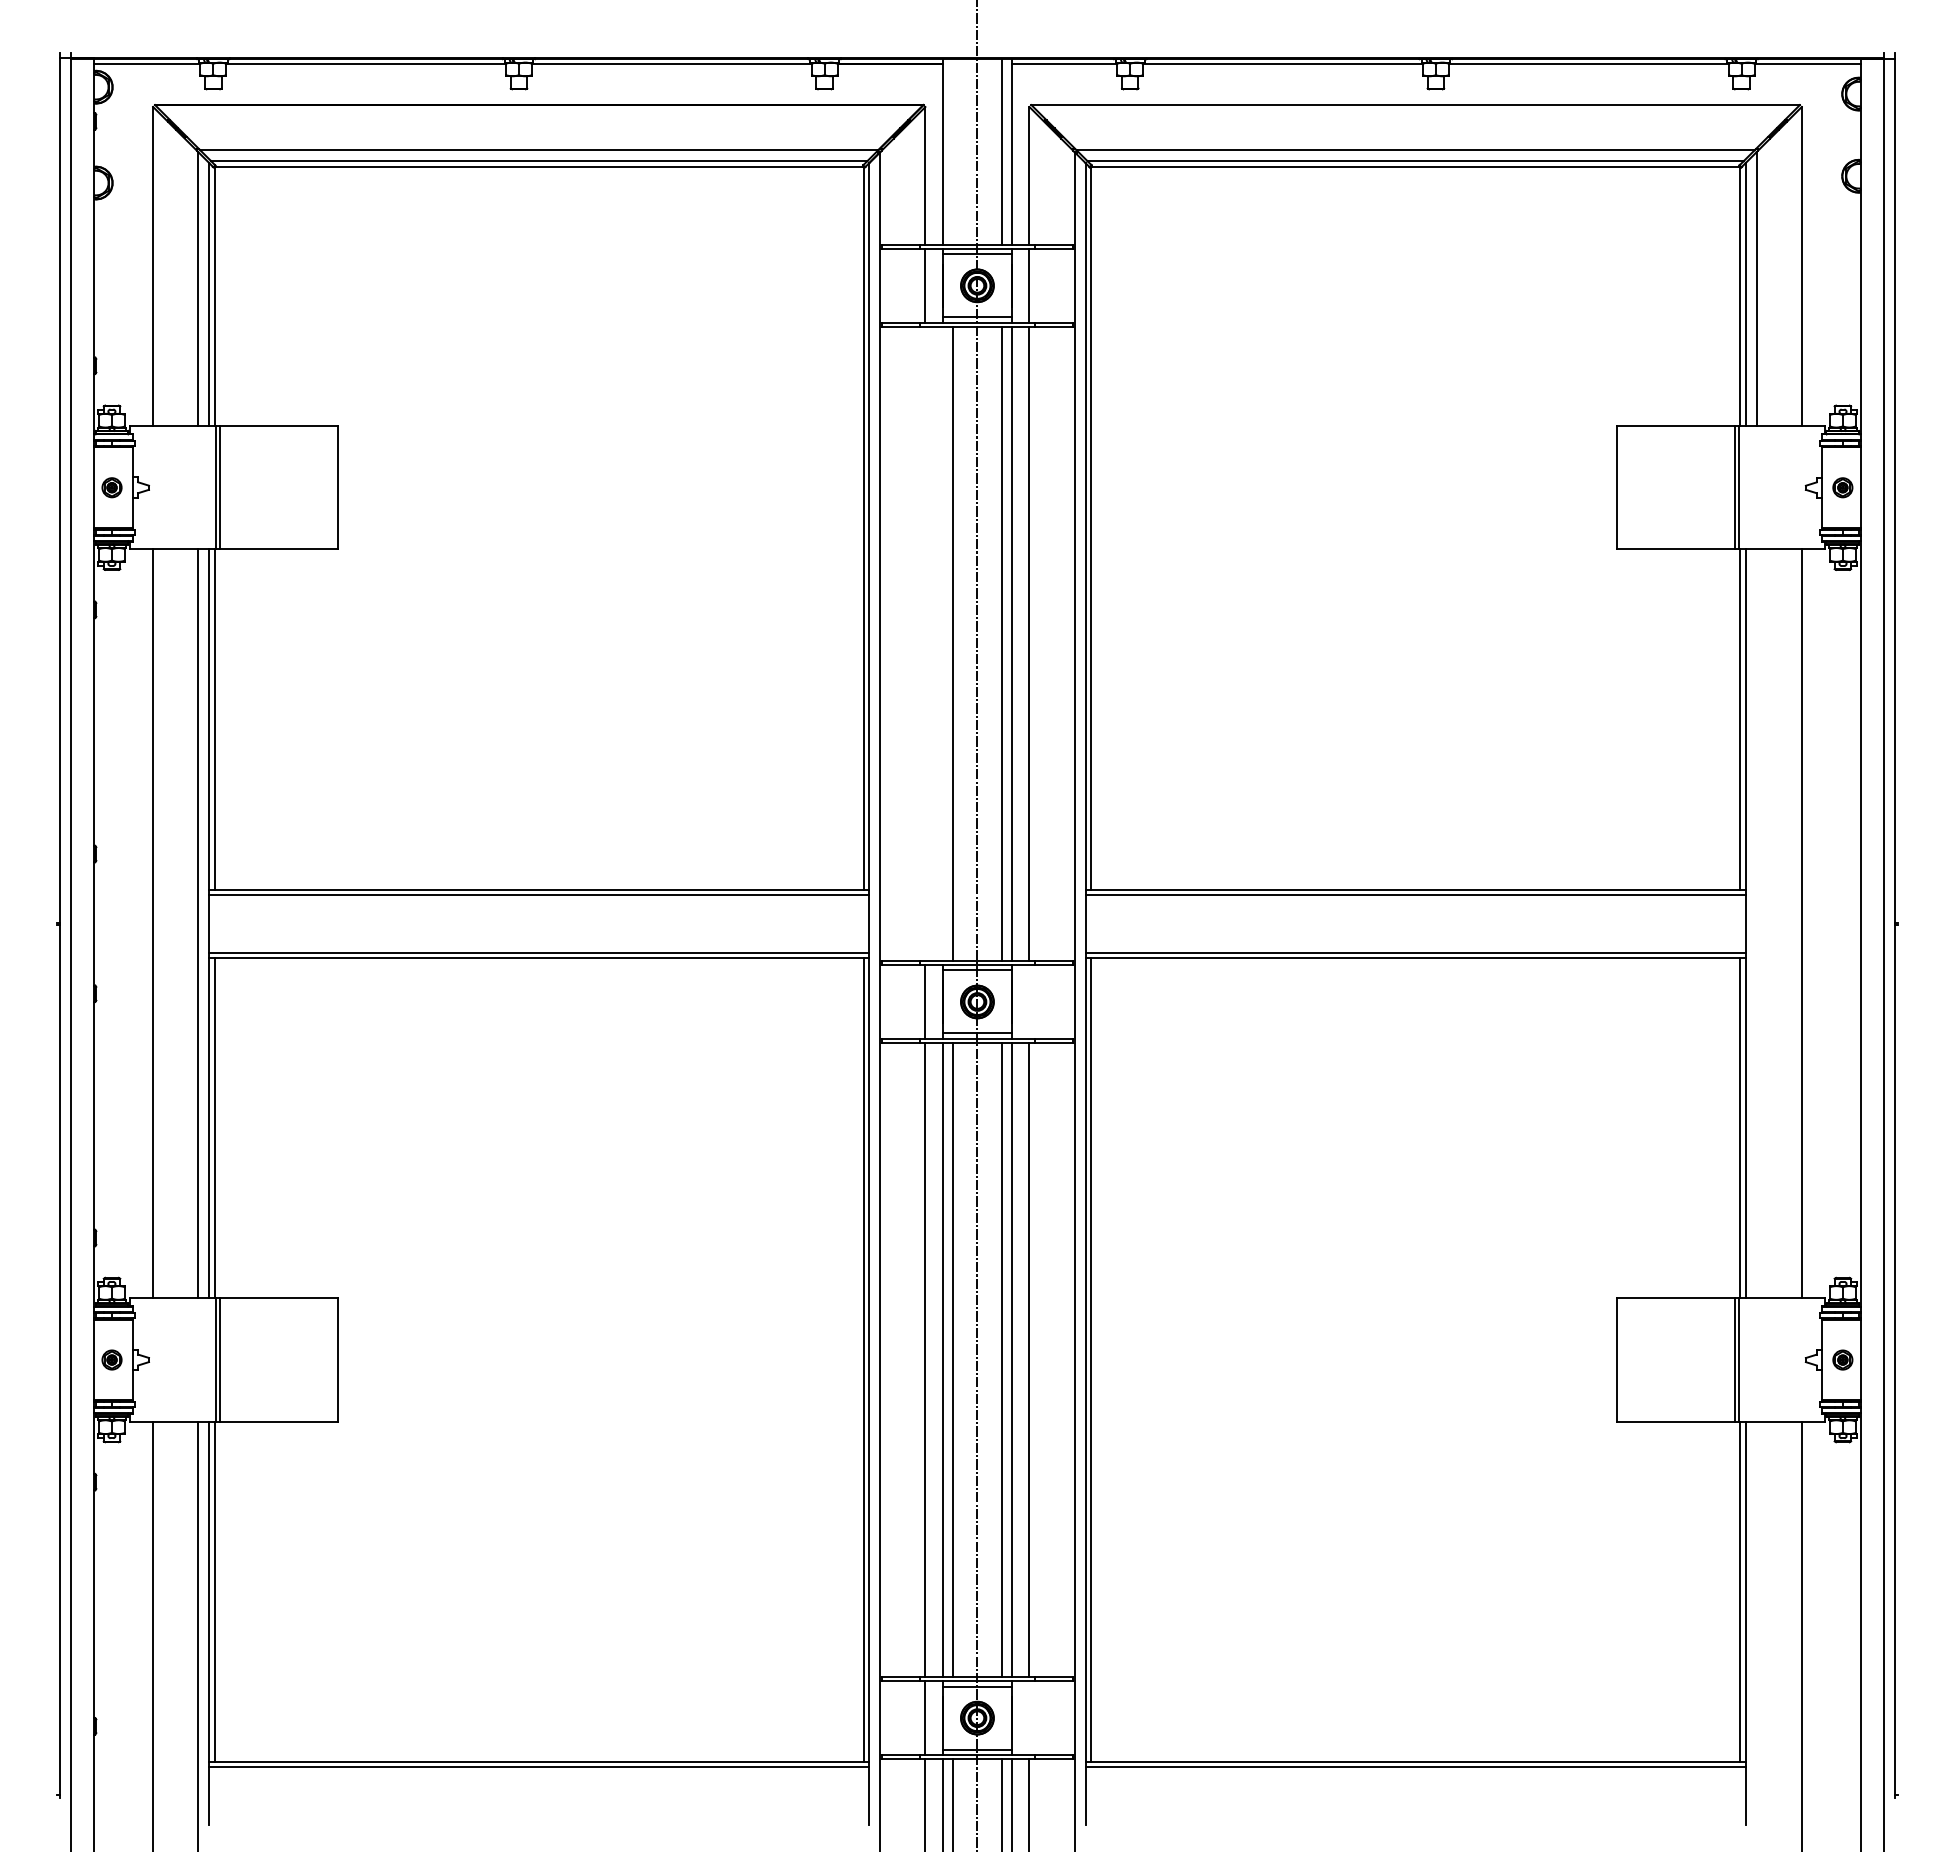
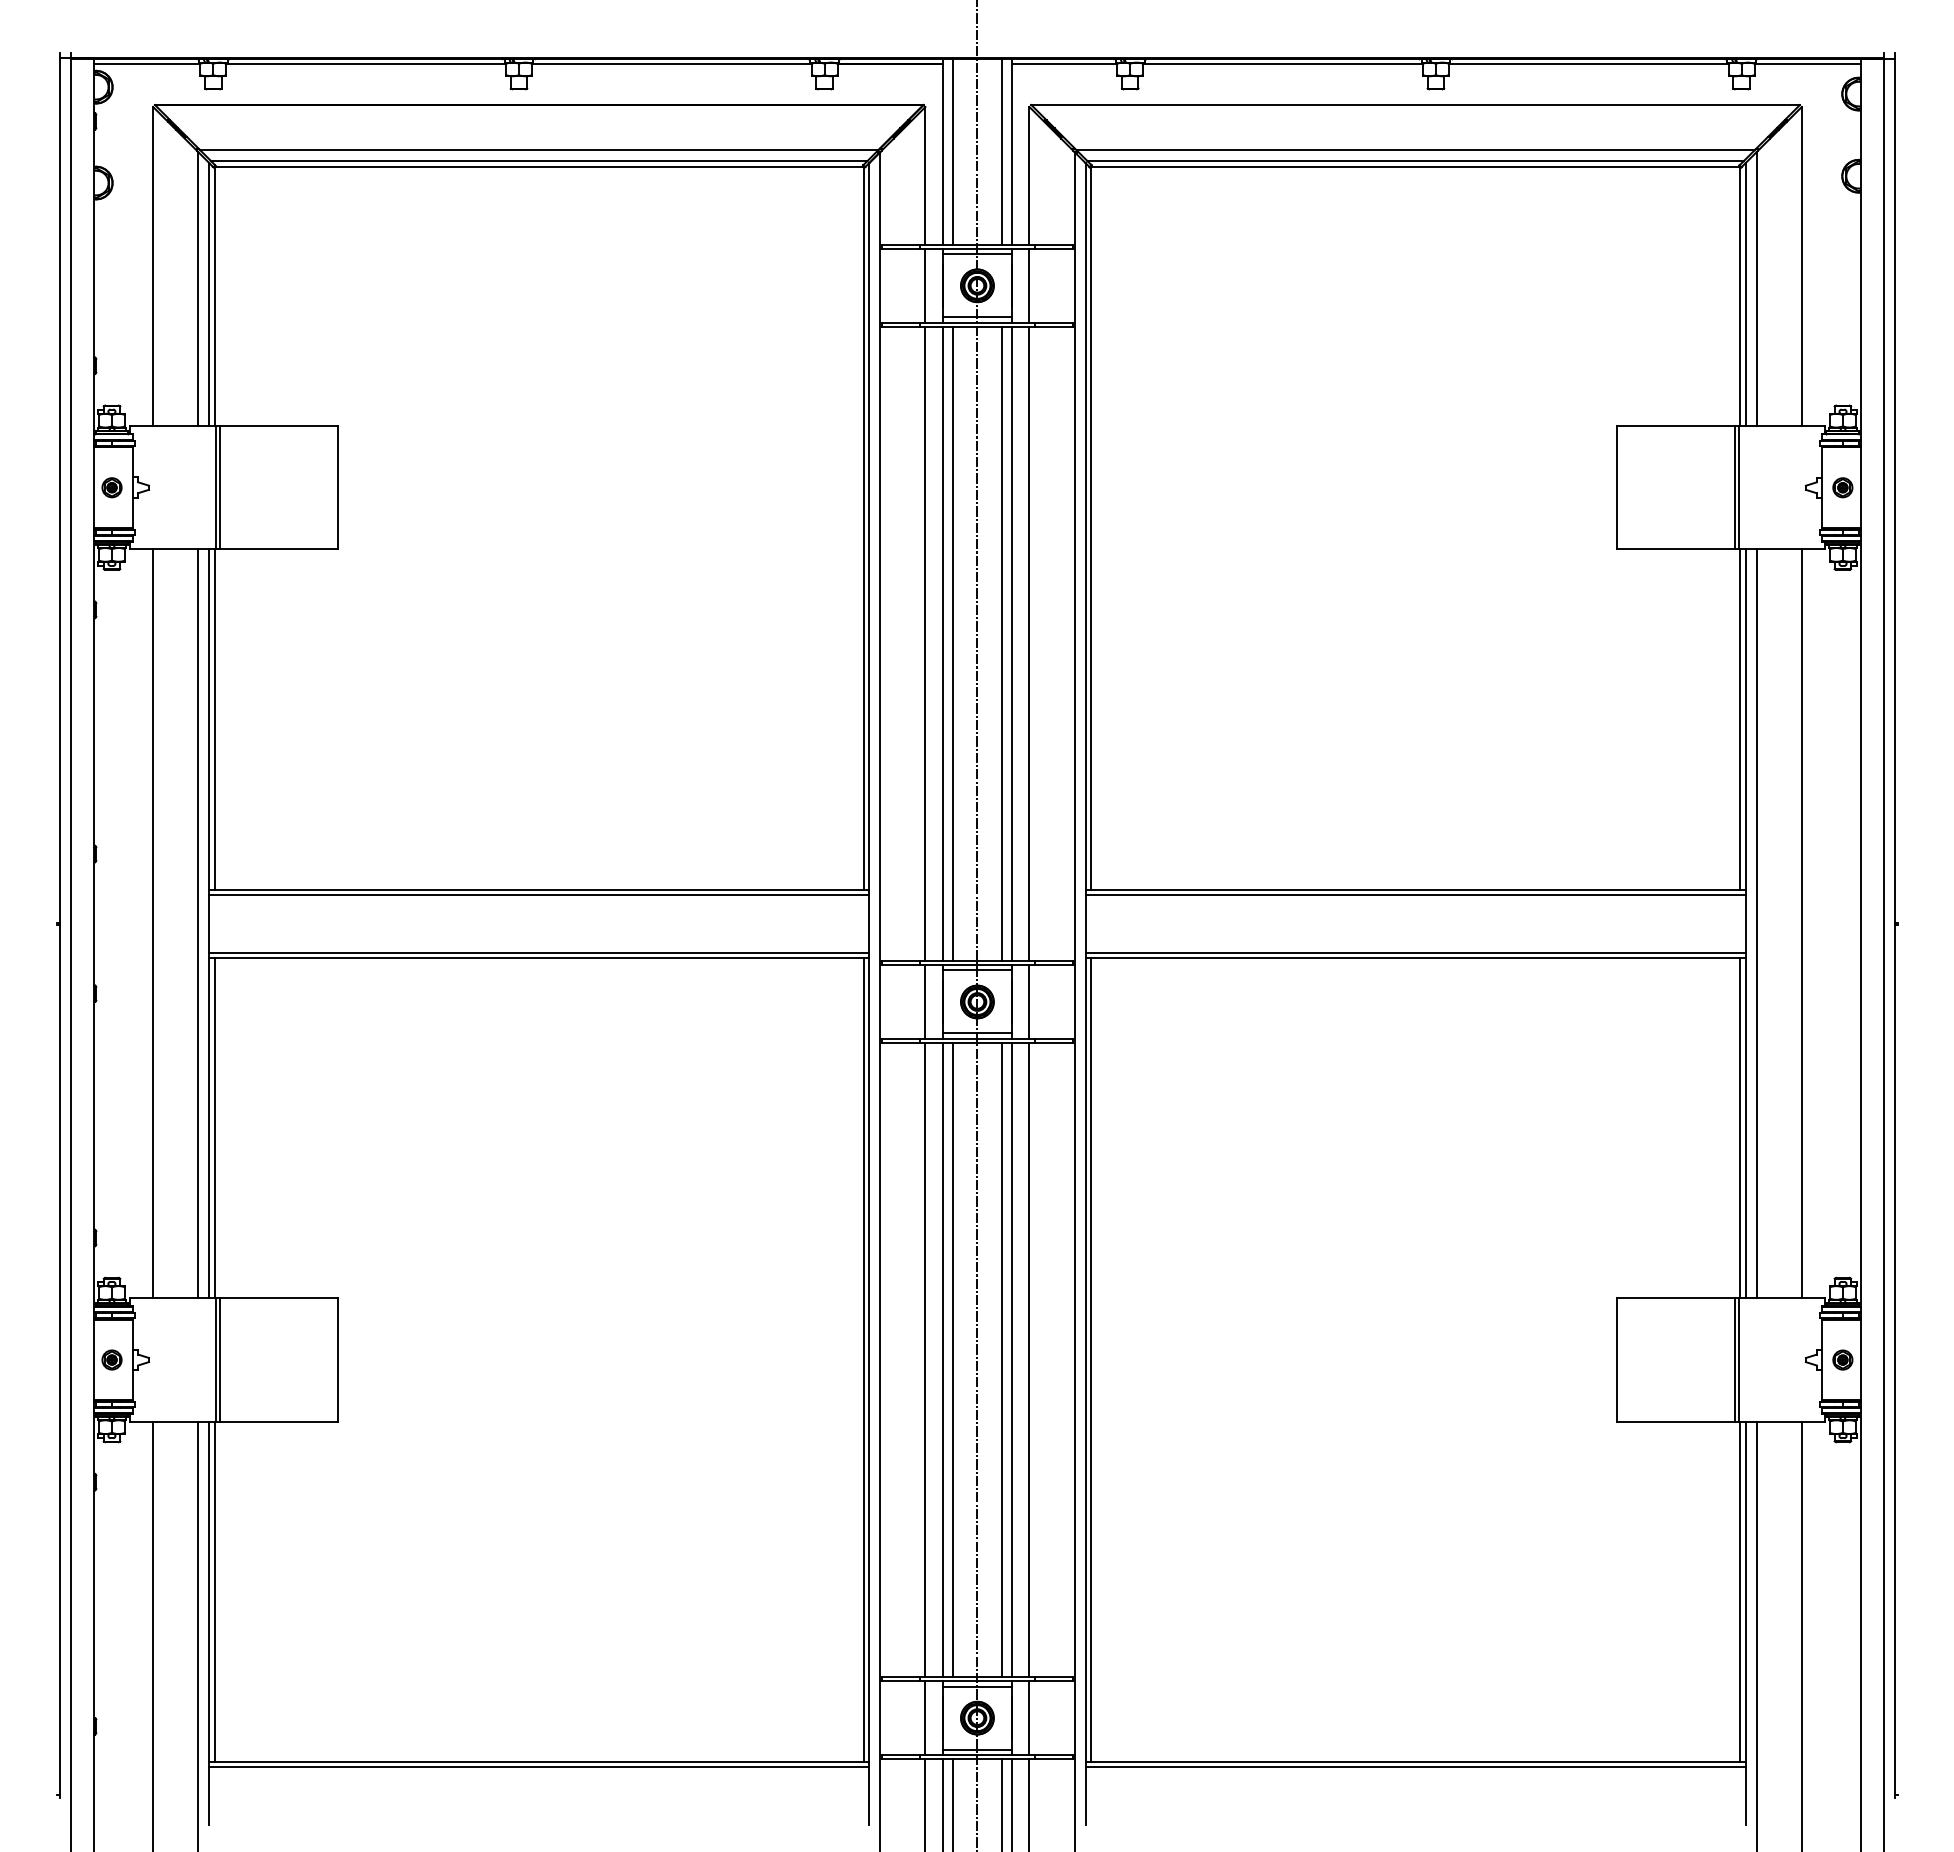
line: none -> present (952, 151)
line: none -> present (925, 643)
line: none -> present (943, 643)
line: none -> present (1756, 923)
line: none -> present (1029, 1001)
line: none -> present (1756, 1634)
line: none -> present (1029, 1718)
